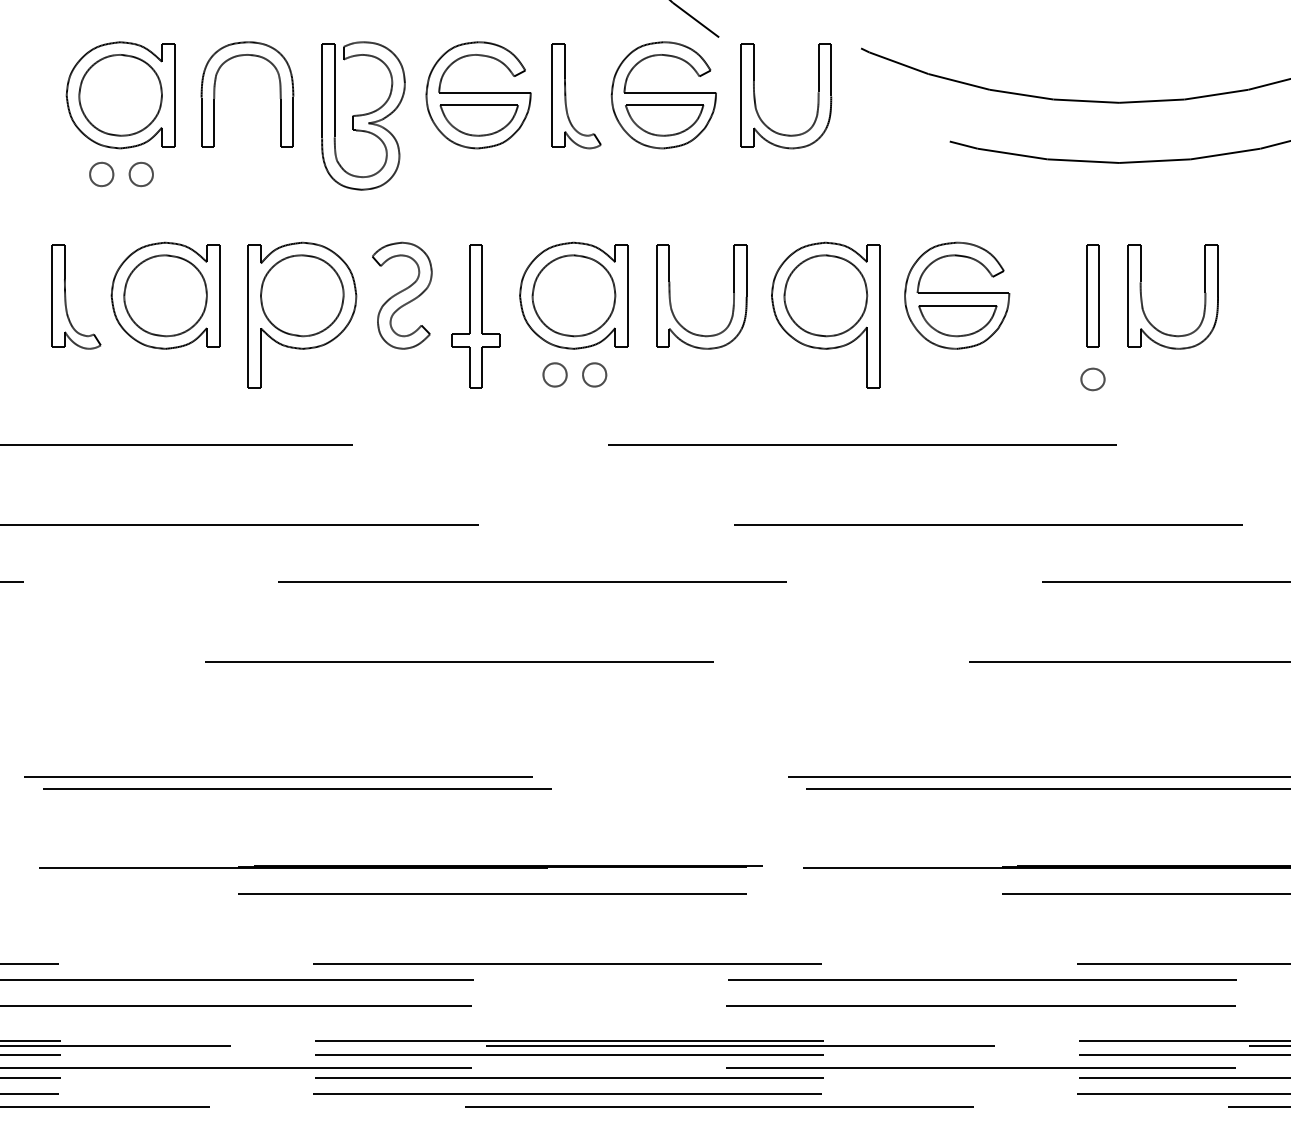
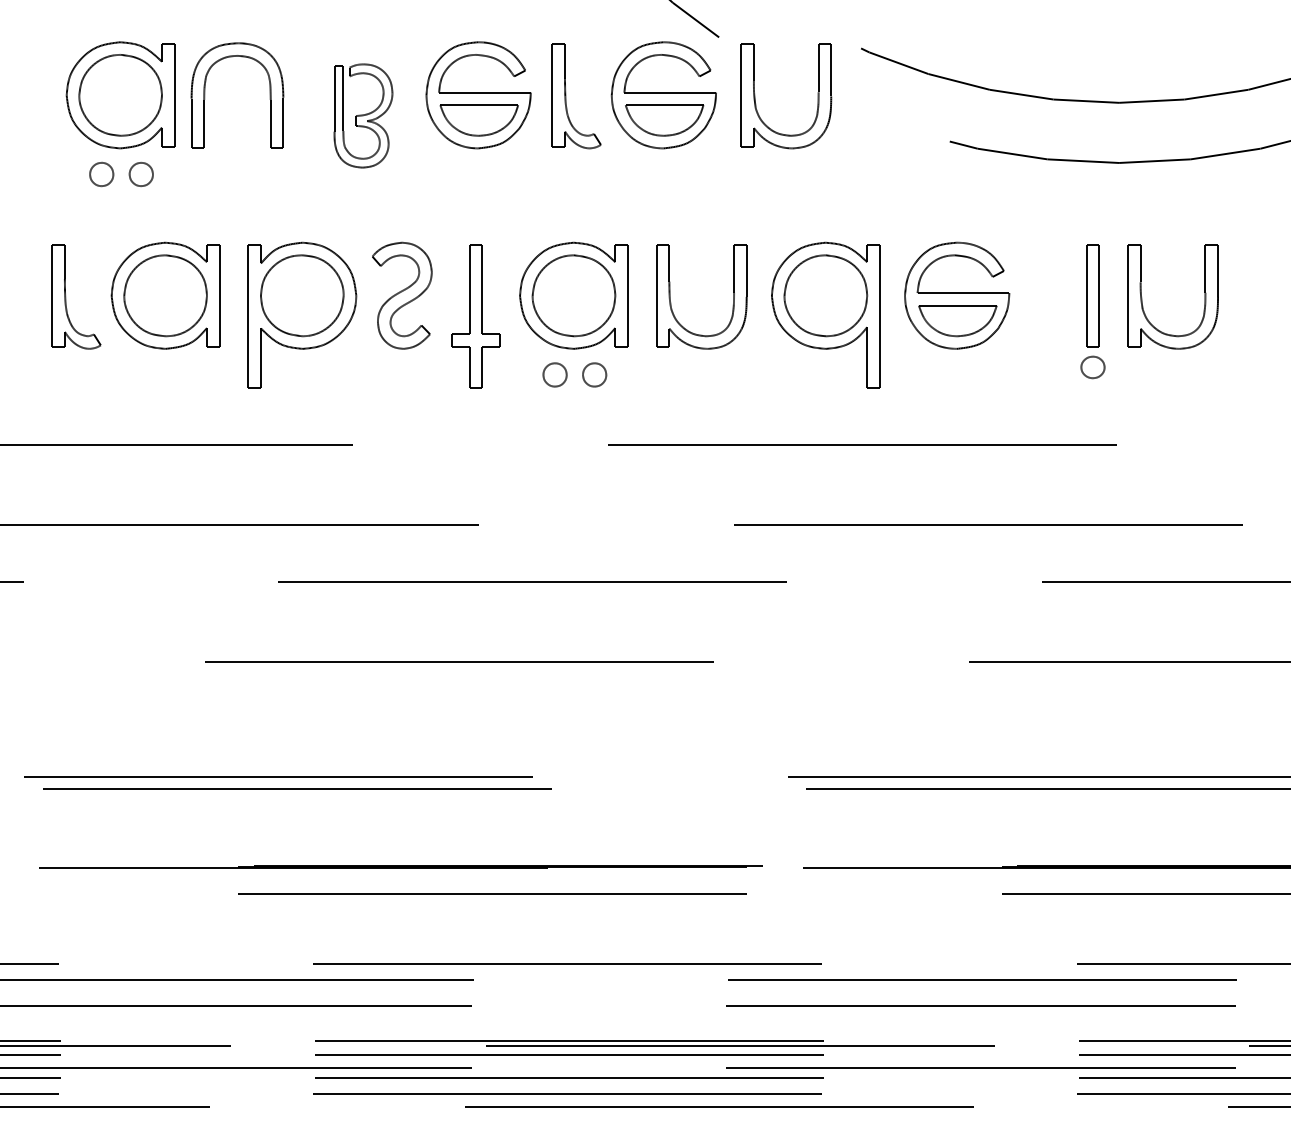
part position: (215, 94) -> (205, 95) (205, 95)
part size: 85x150 px -> 61x106 px (363, 115)
part position: (1092, 379) -> (1092, 367) (1092, 367)
